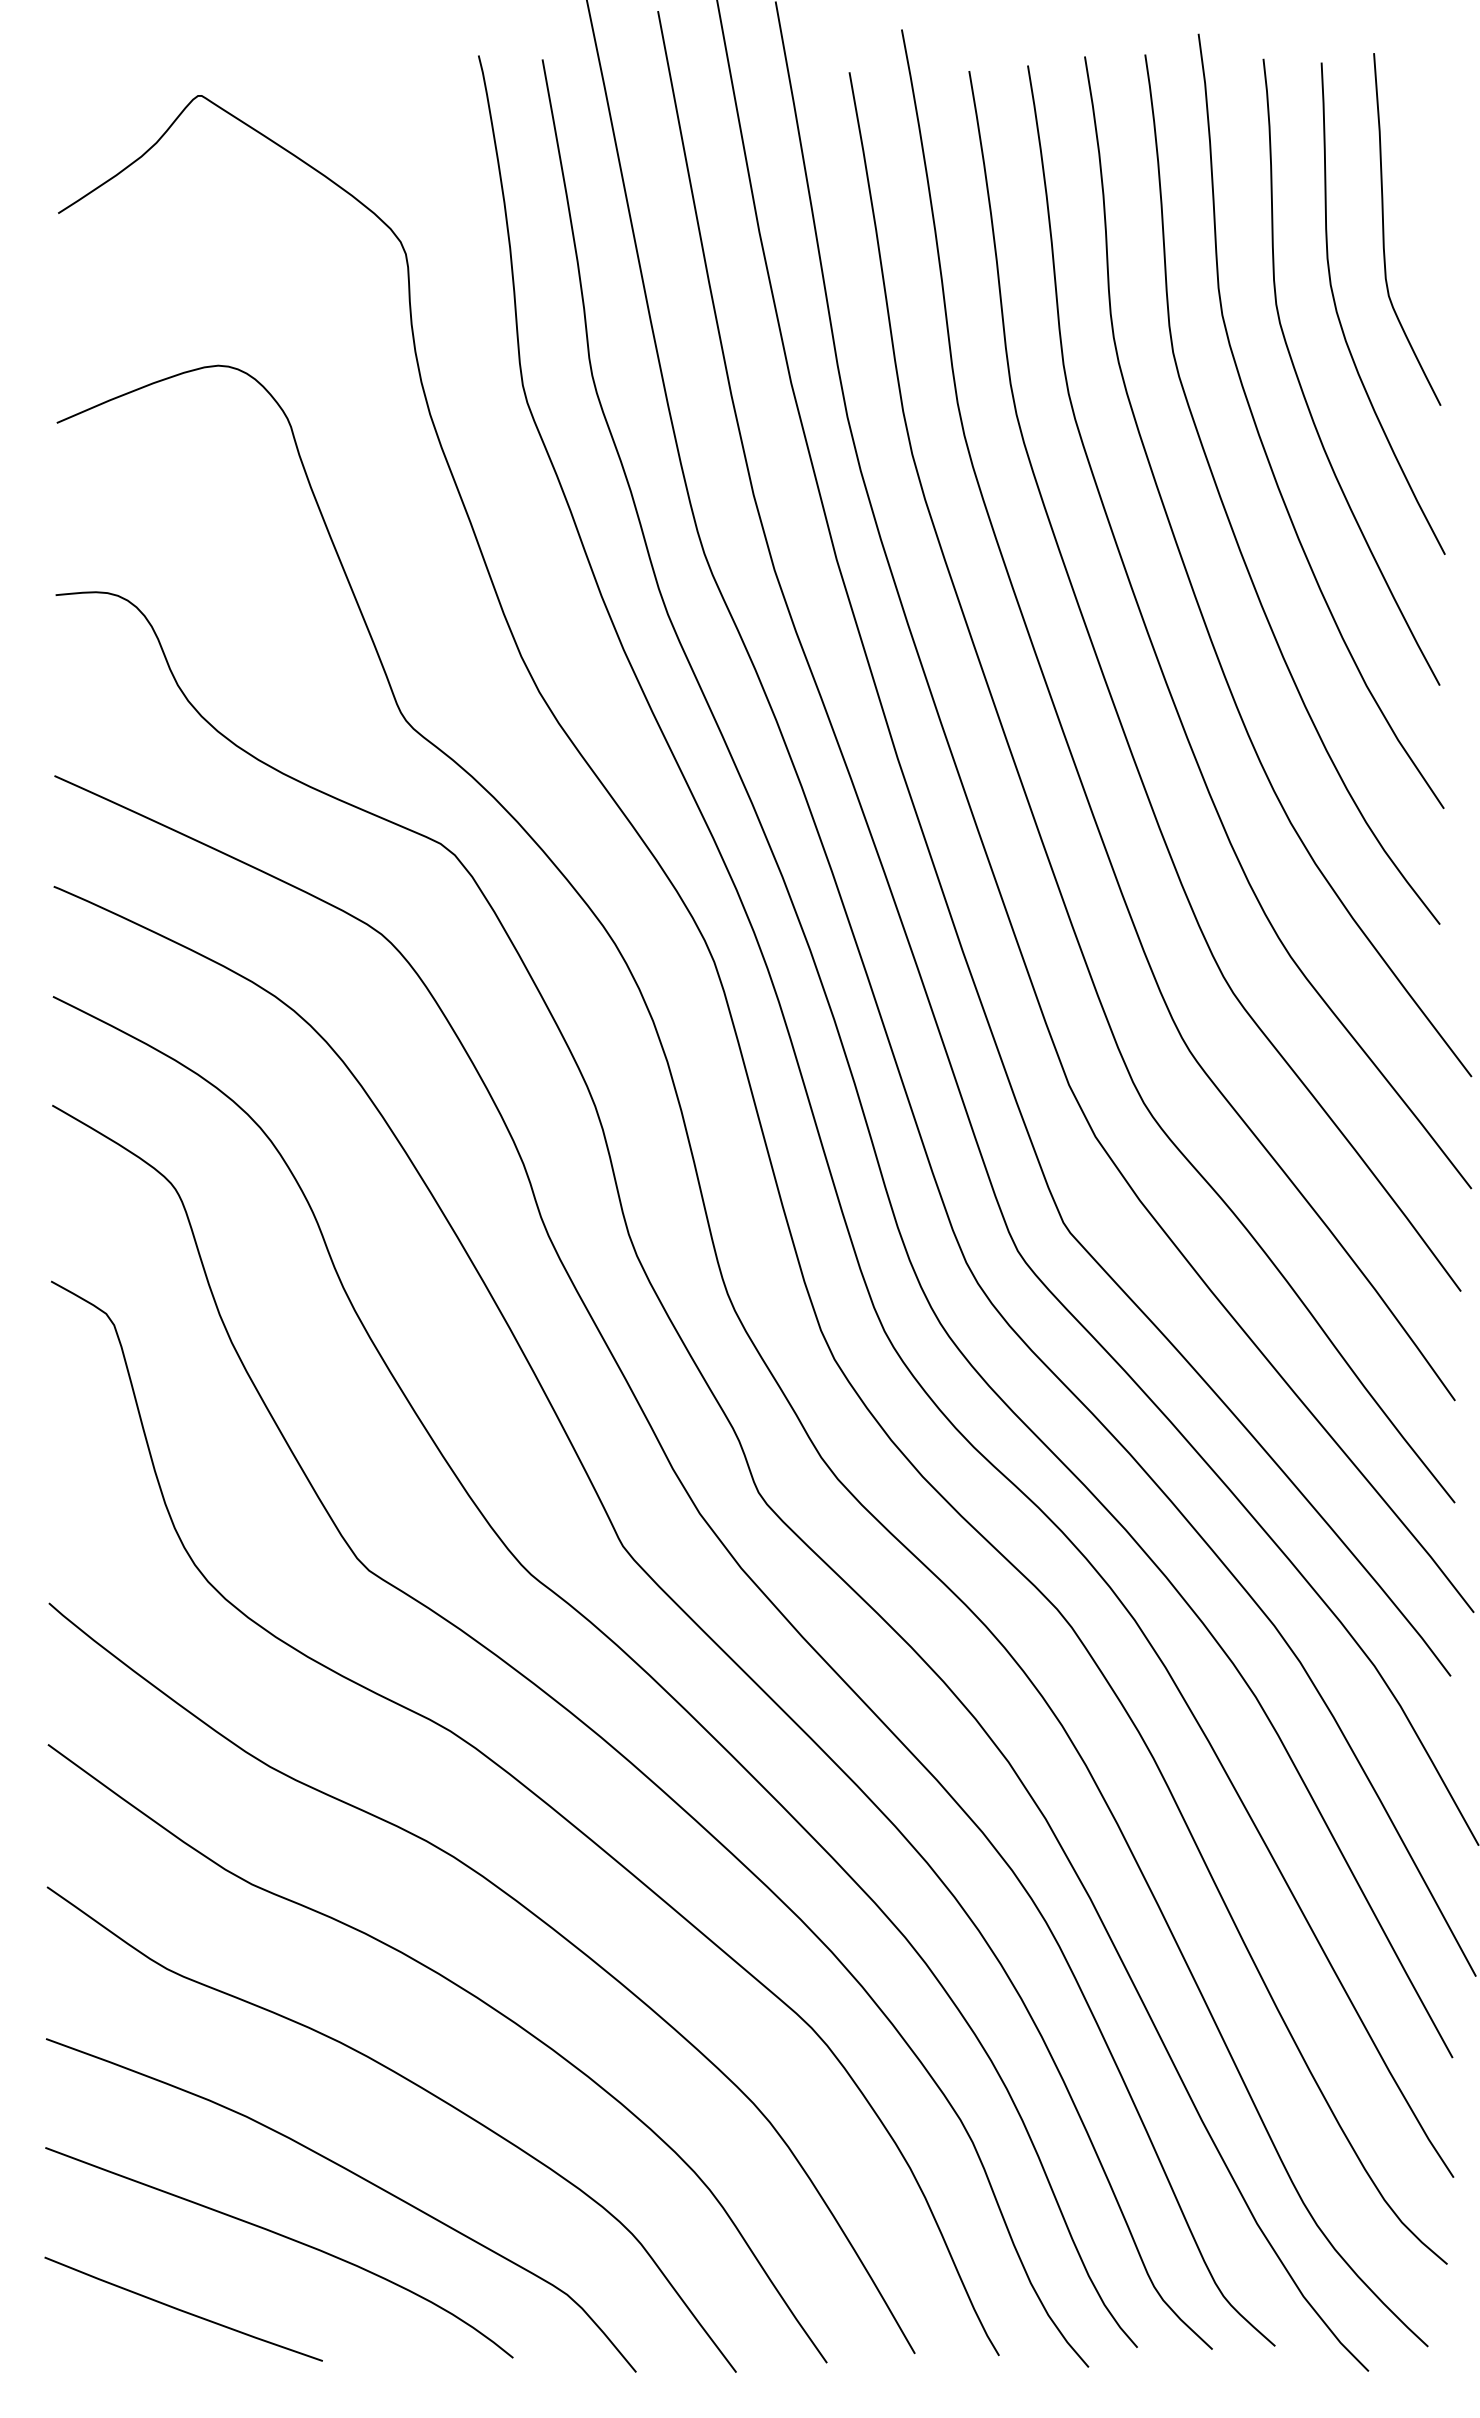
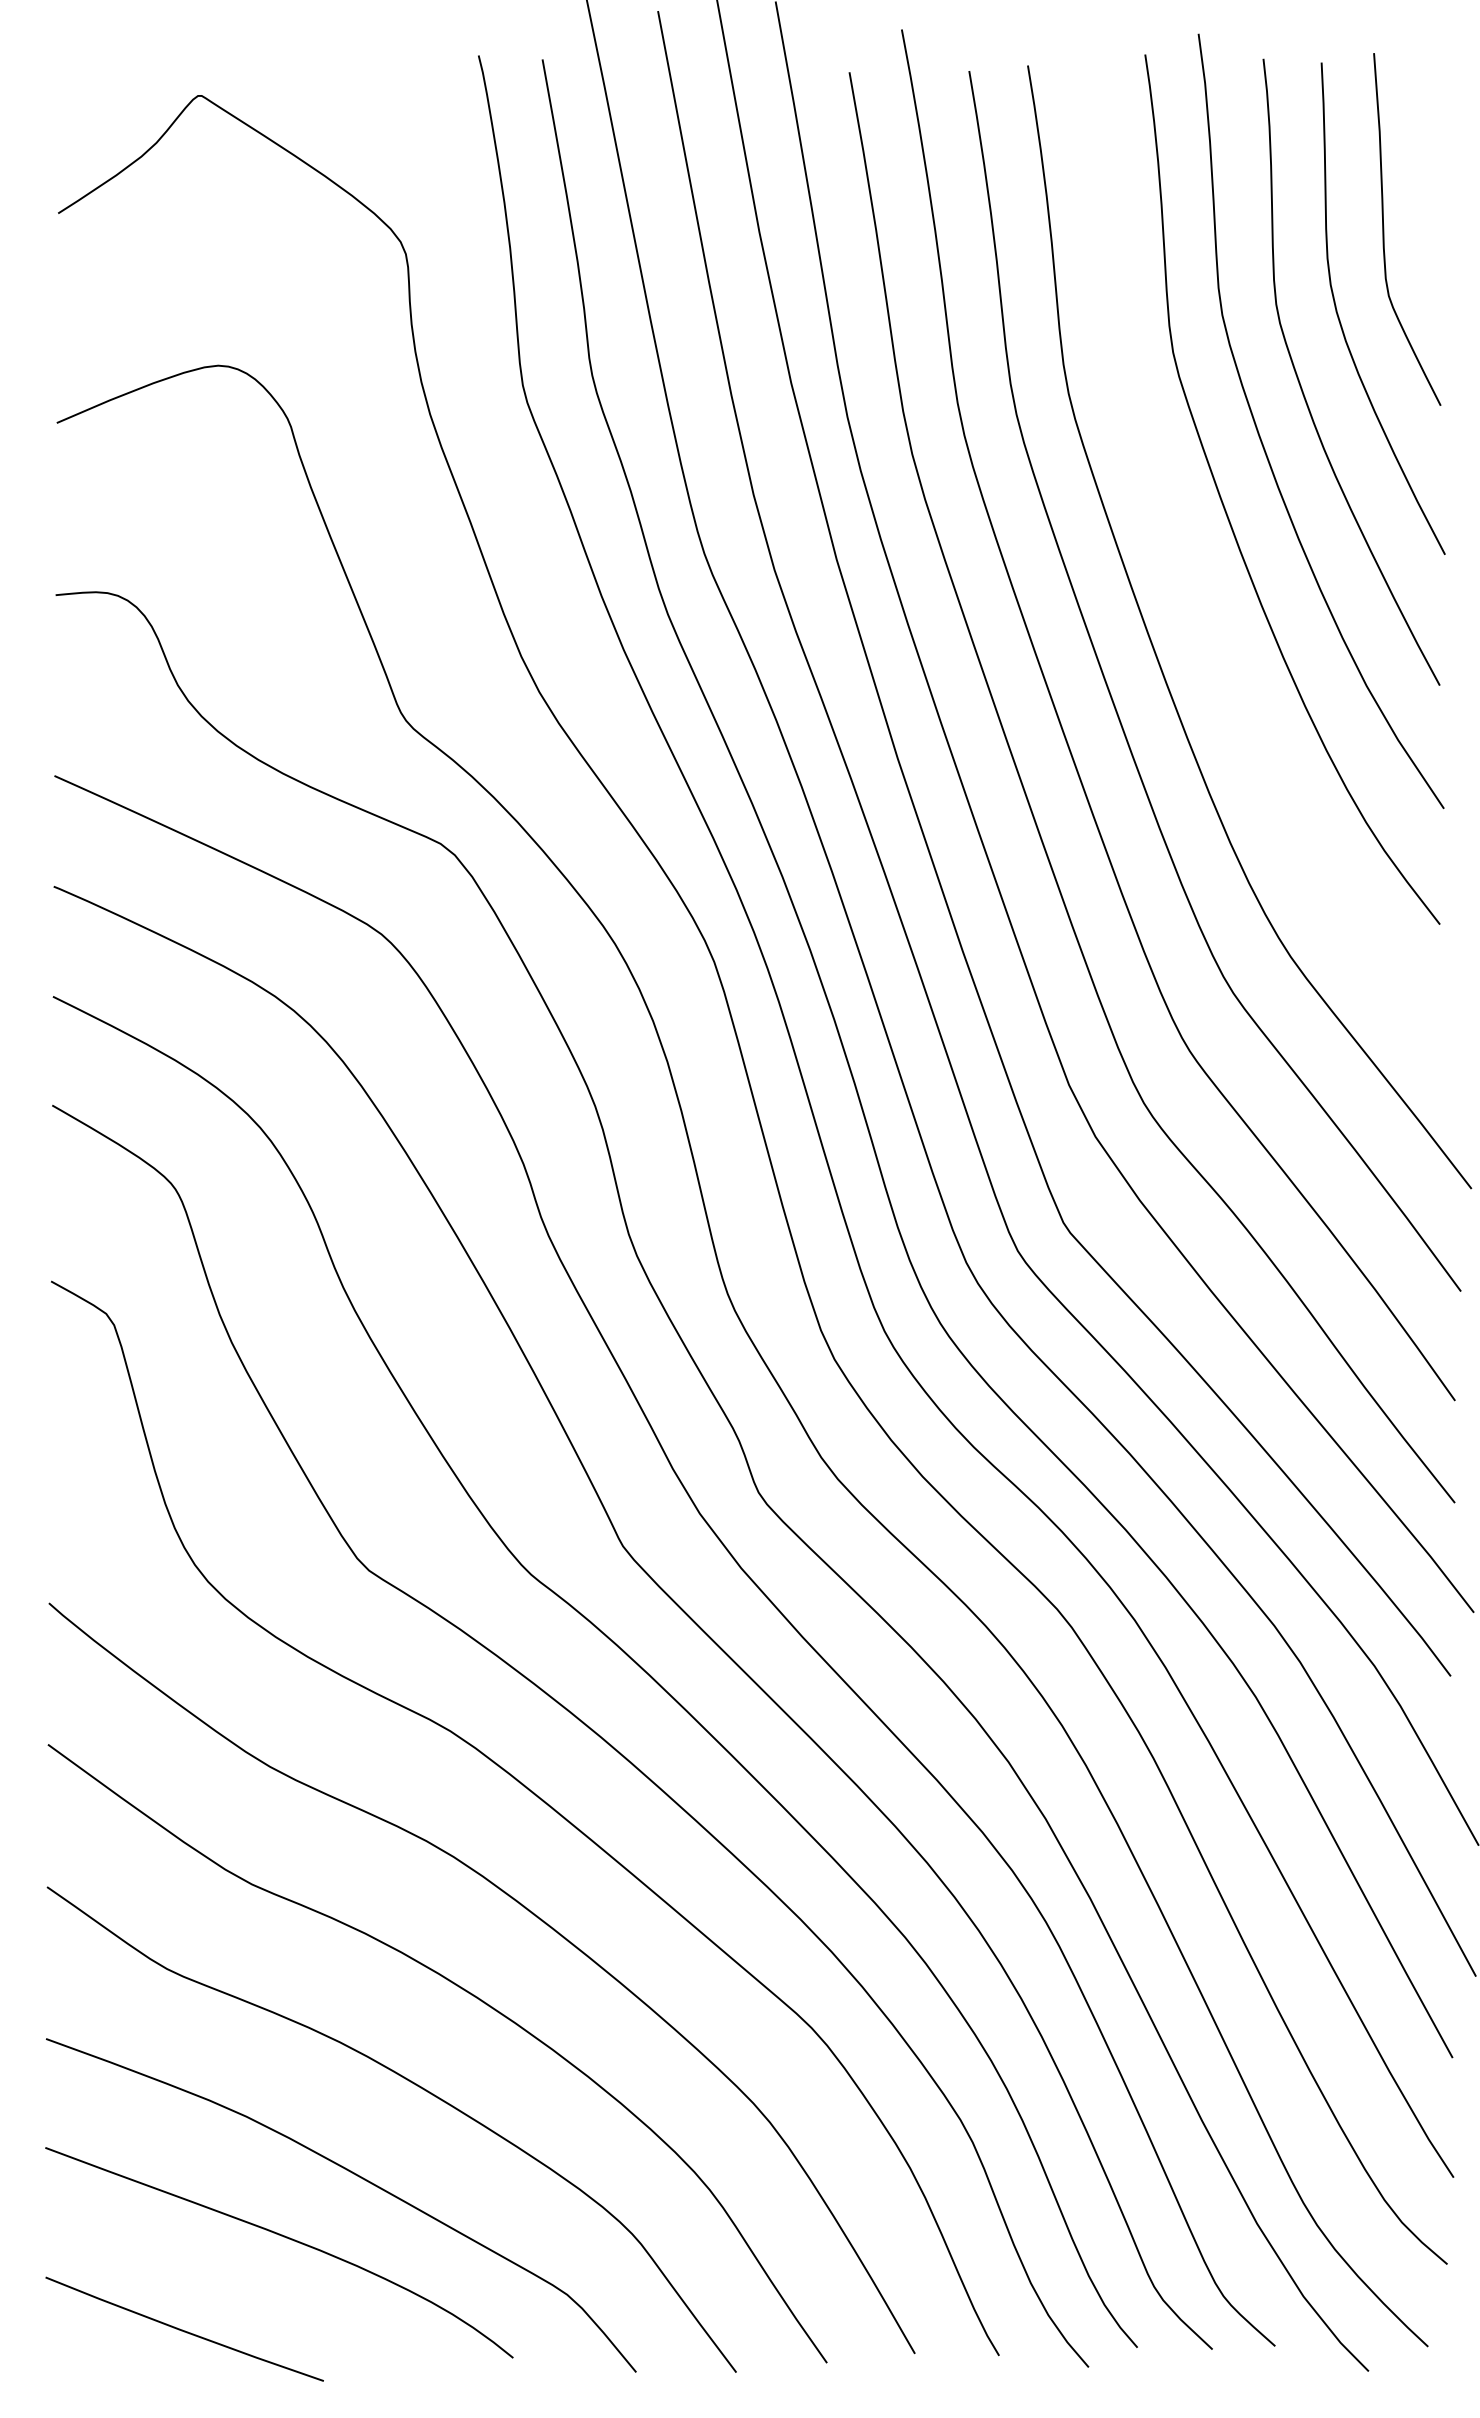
curve: present -> none (1195, 593)
curve position: (183, 2310) -> (184, 2330) (184, 2330)
